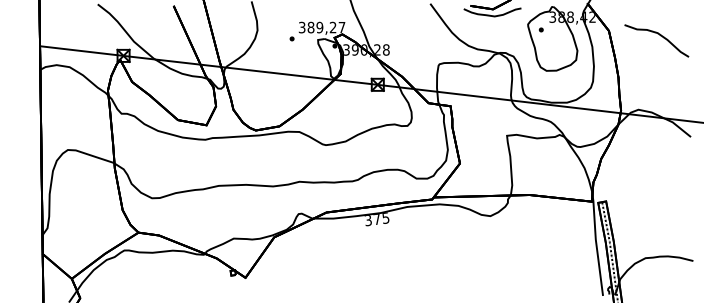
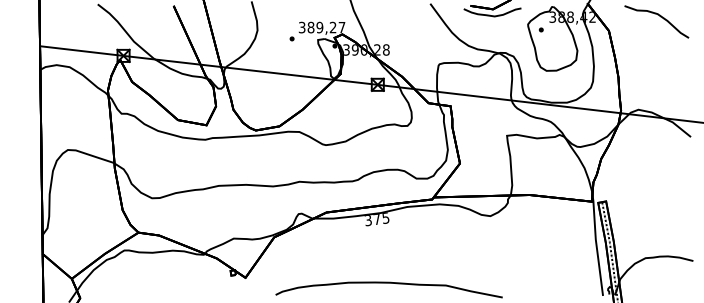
curve position: (660, 36) -> (660, 17) (660, 17)
curve: none -> present (388, 283)
